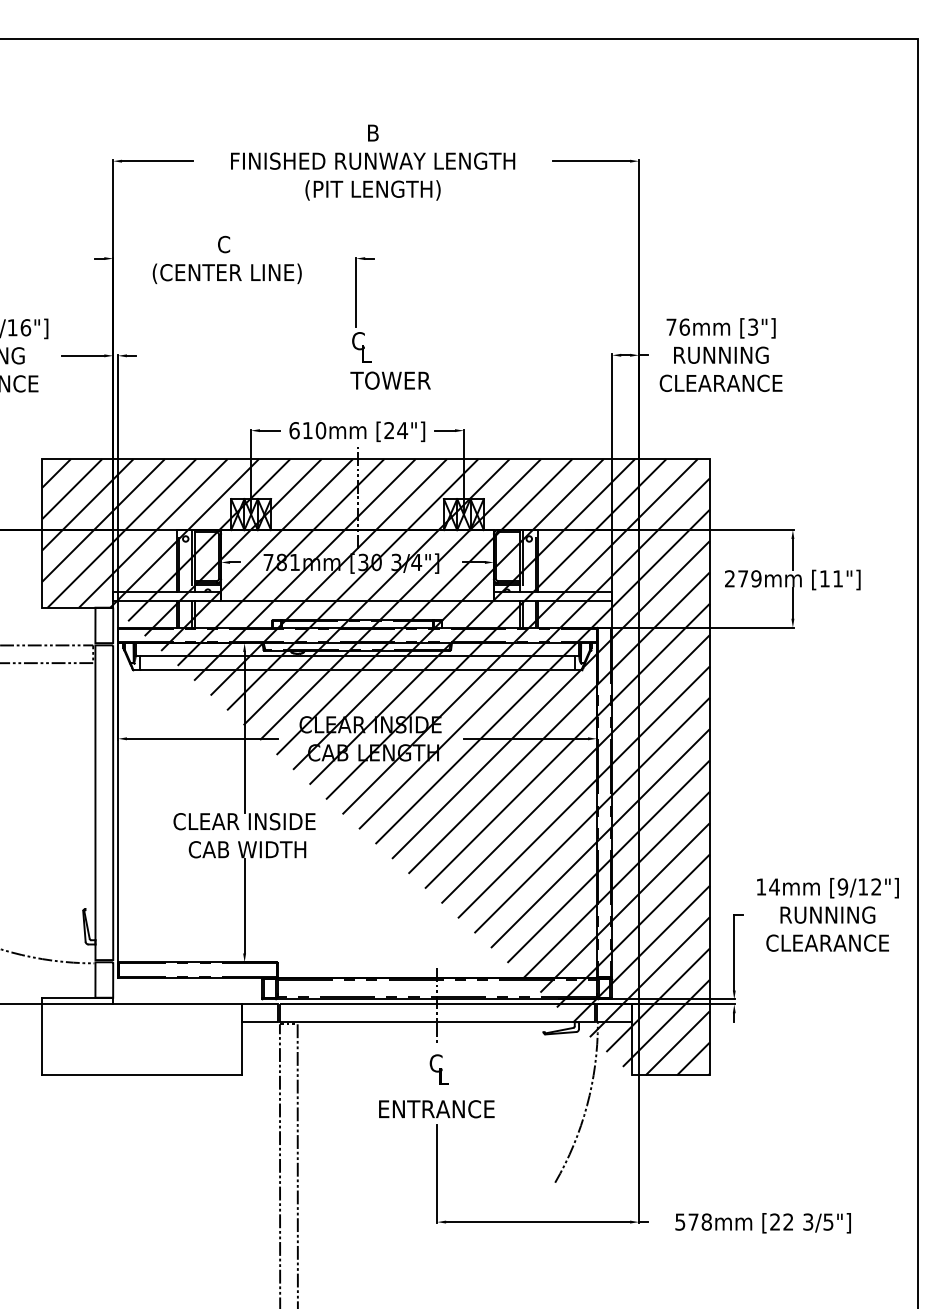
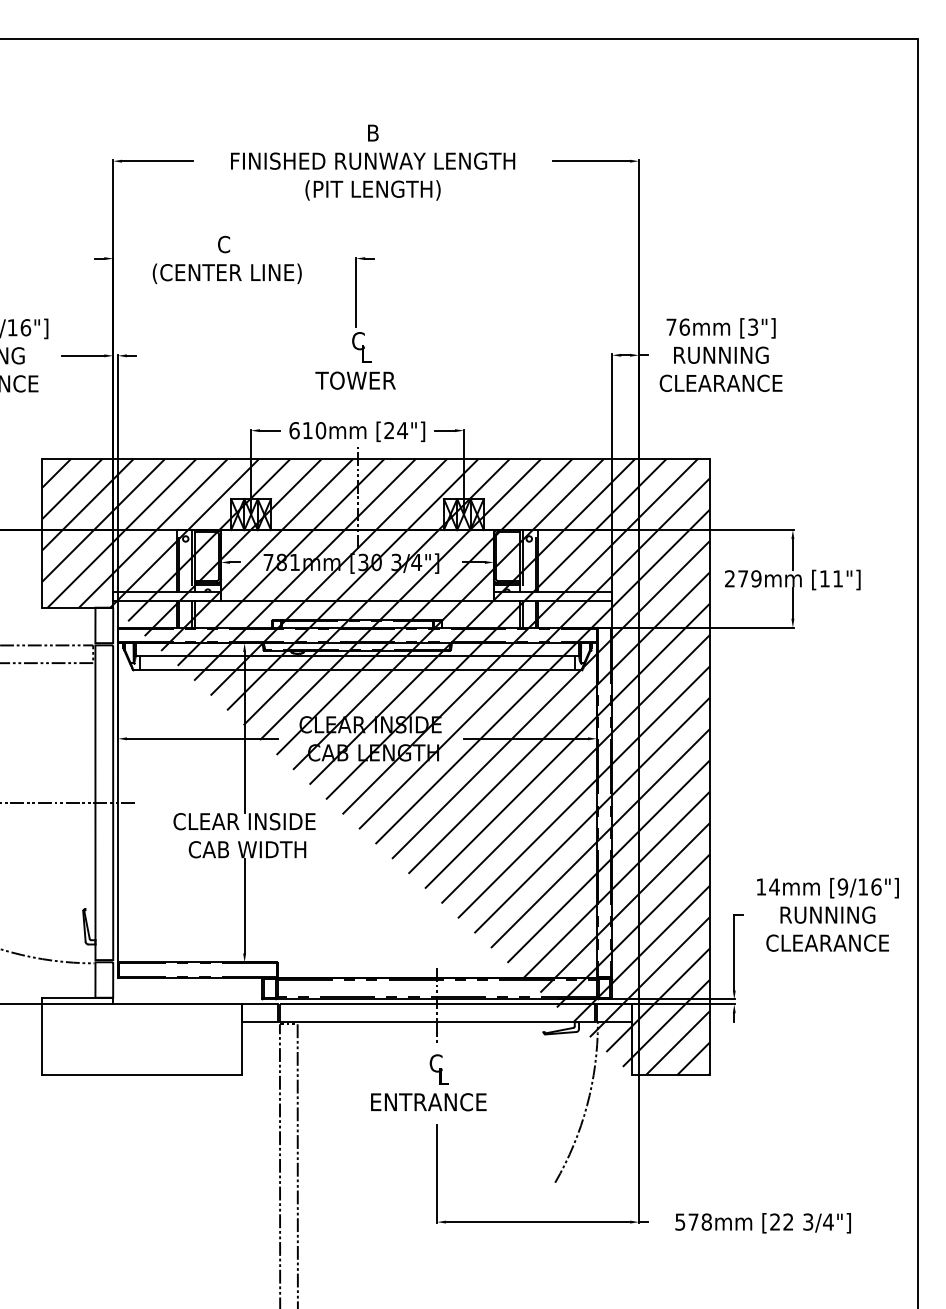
text position: (390, 380) -> (355, 380) (355, 380)
line: none -> present (68, 802)
text: [9/12"] -> [9/16"] (876, 886)
text position: (436, 1109) -> (428, 1102) (428, 1102)
text: 3/5"] -> 3/4"] (828, 1221)
